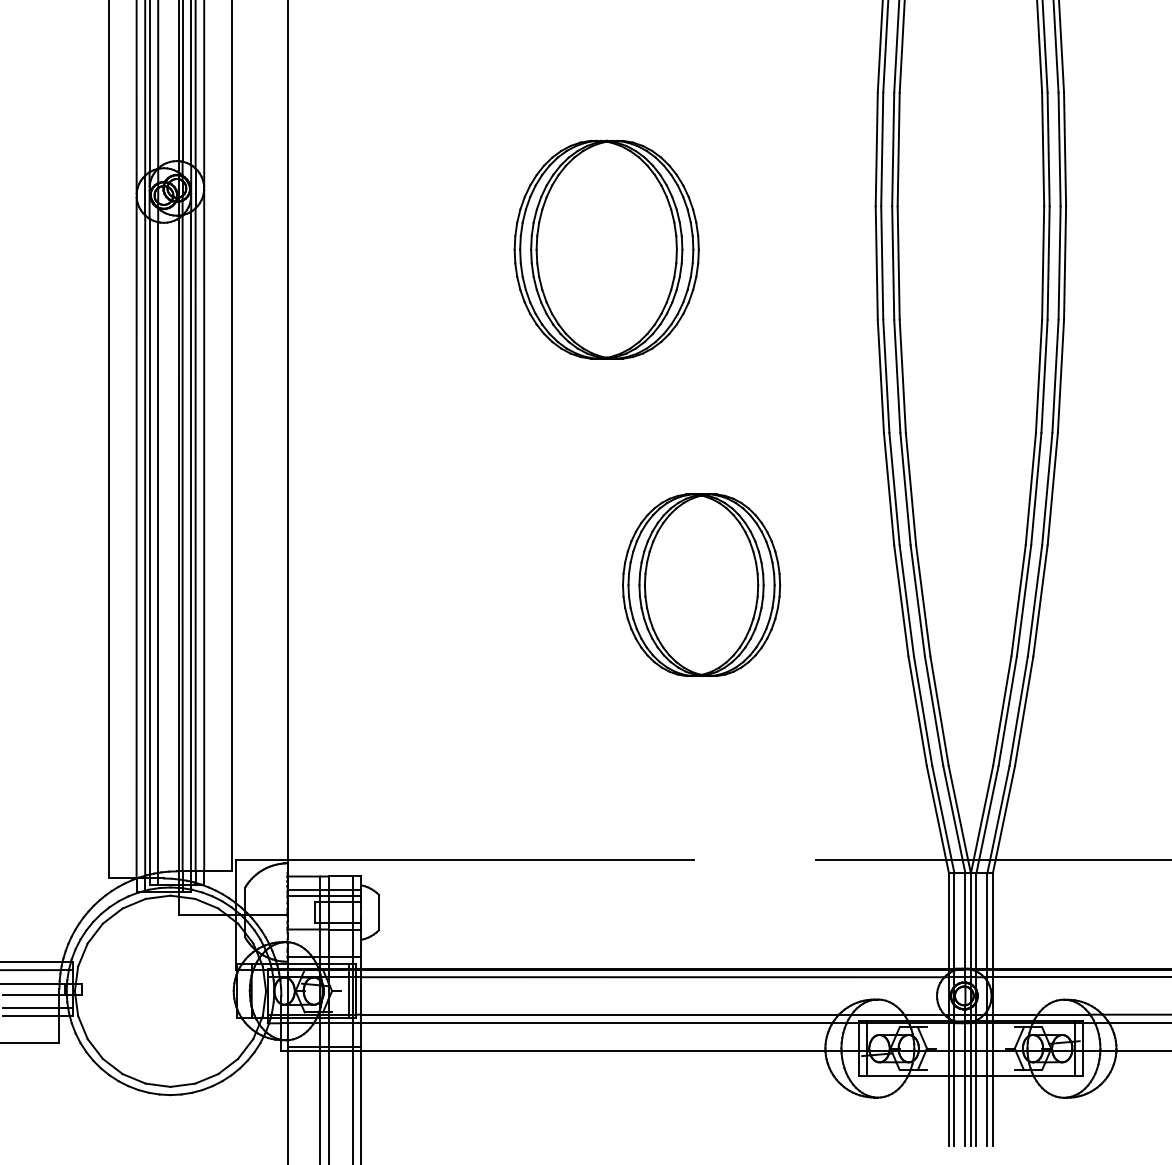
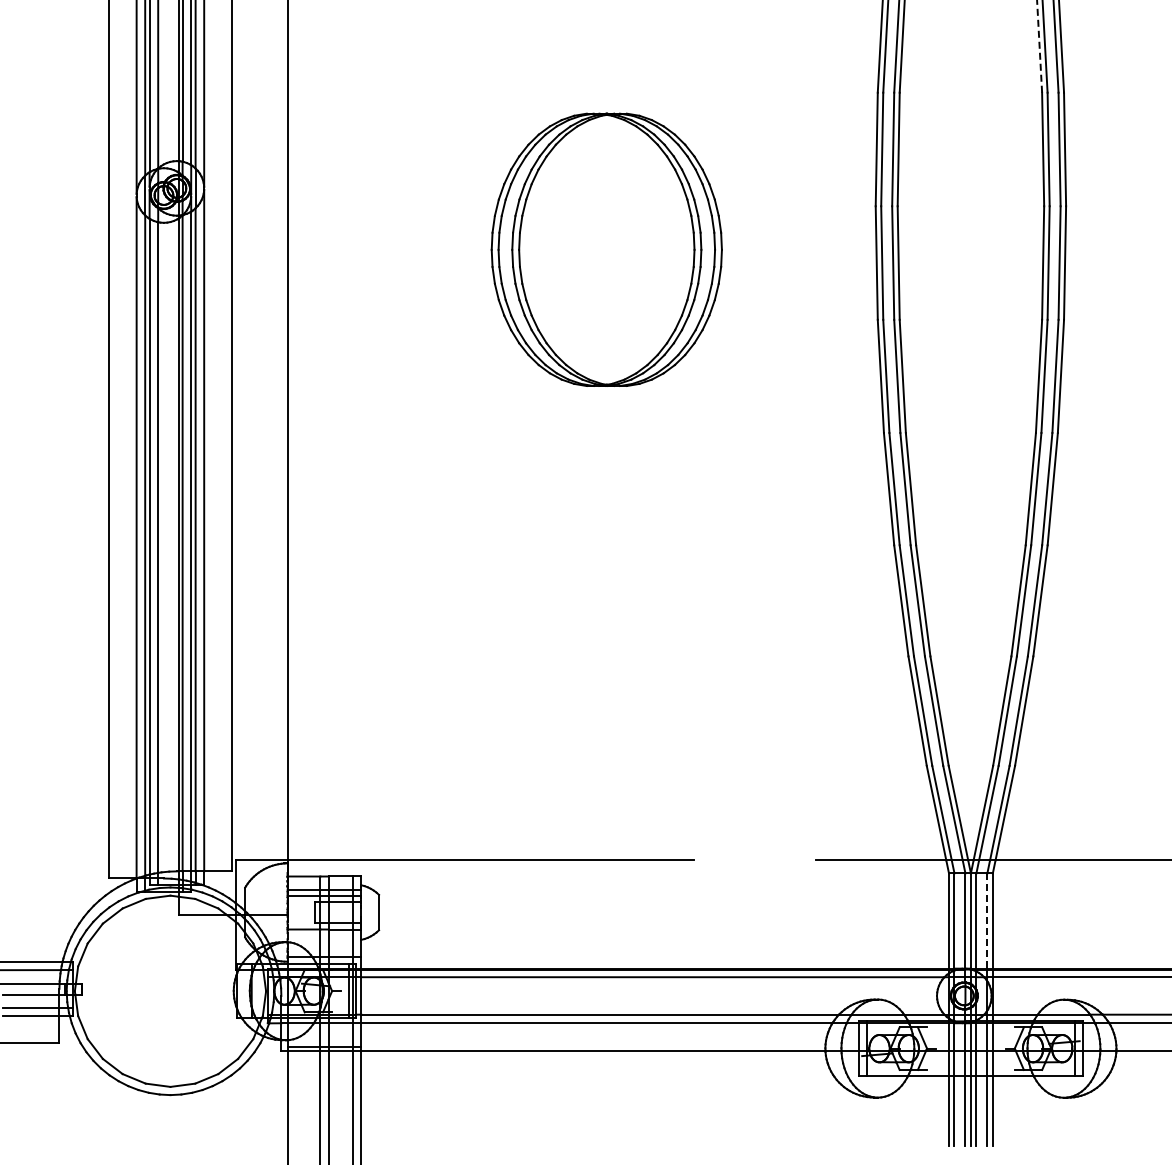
line: solid -> dashed (1039, 46)
part size: 187x221 px -> 233x275 px (606, 249)
part: present -> none (701, 584)
line: solid -> dashed (987, 921)
